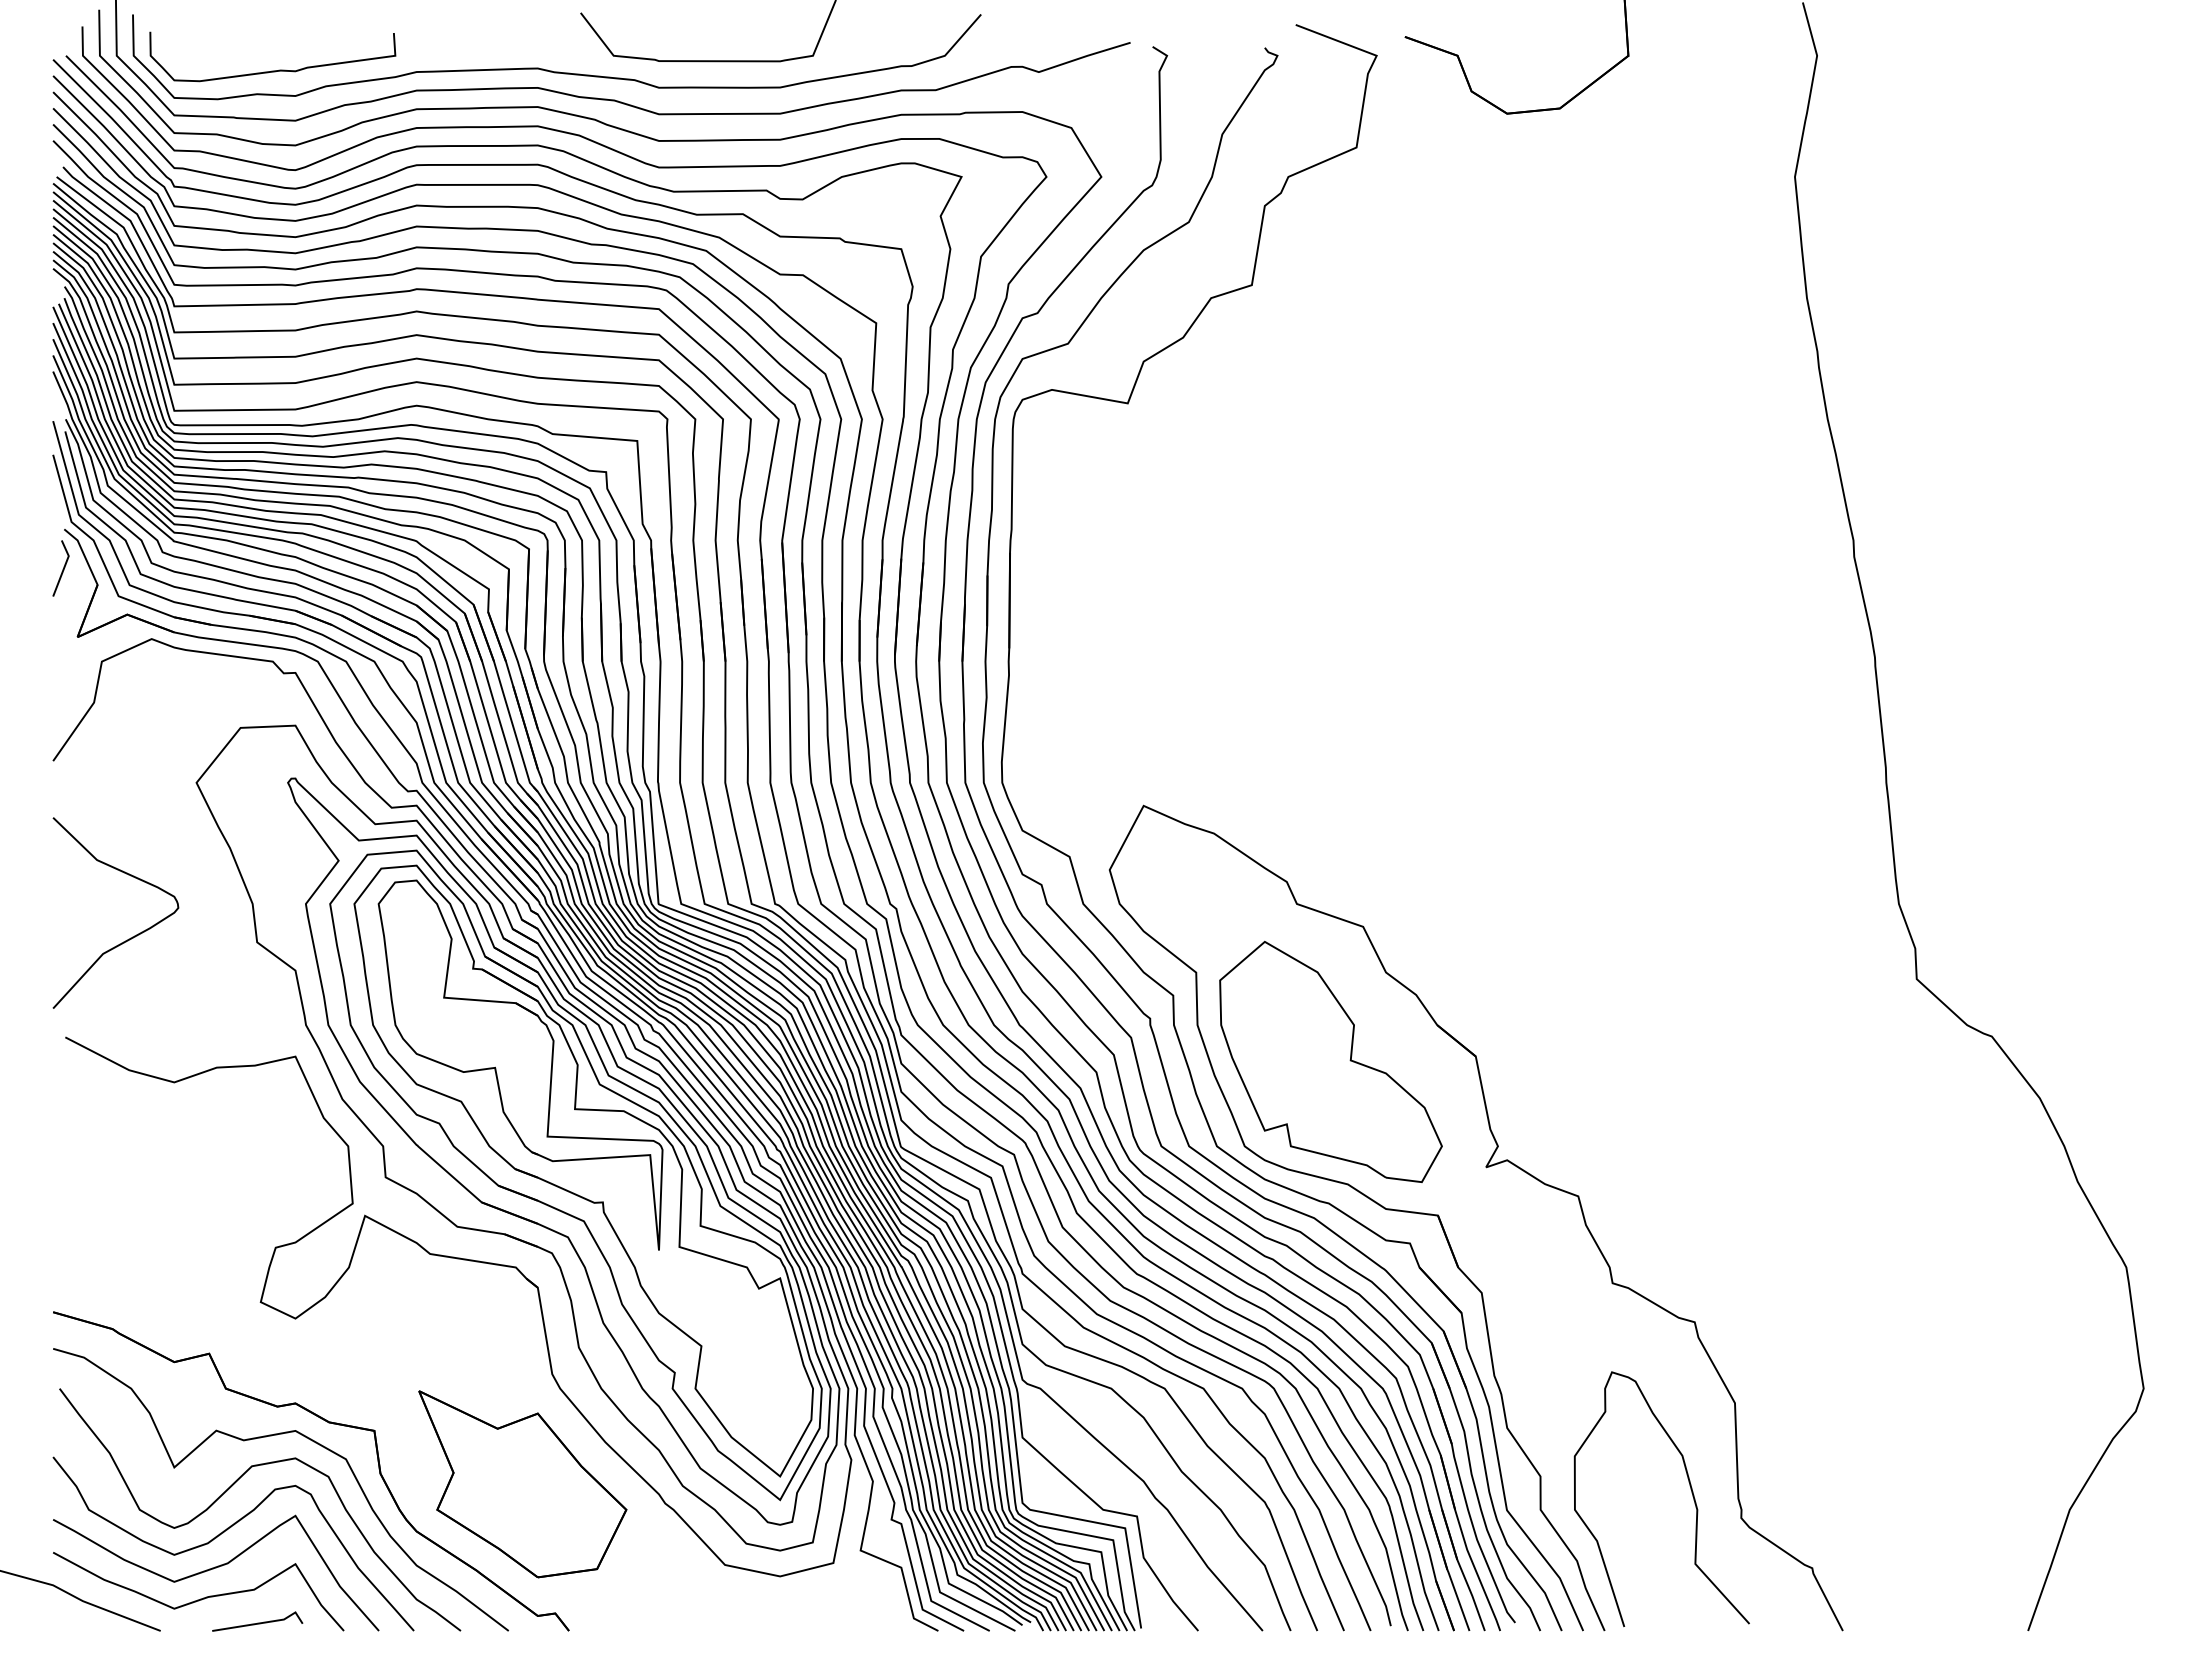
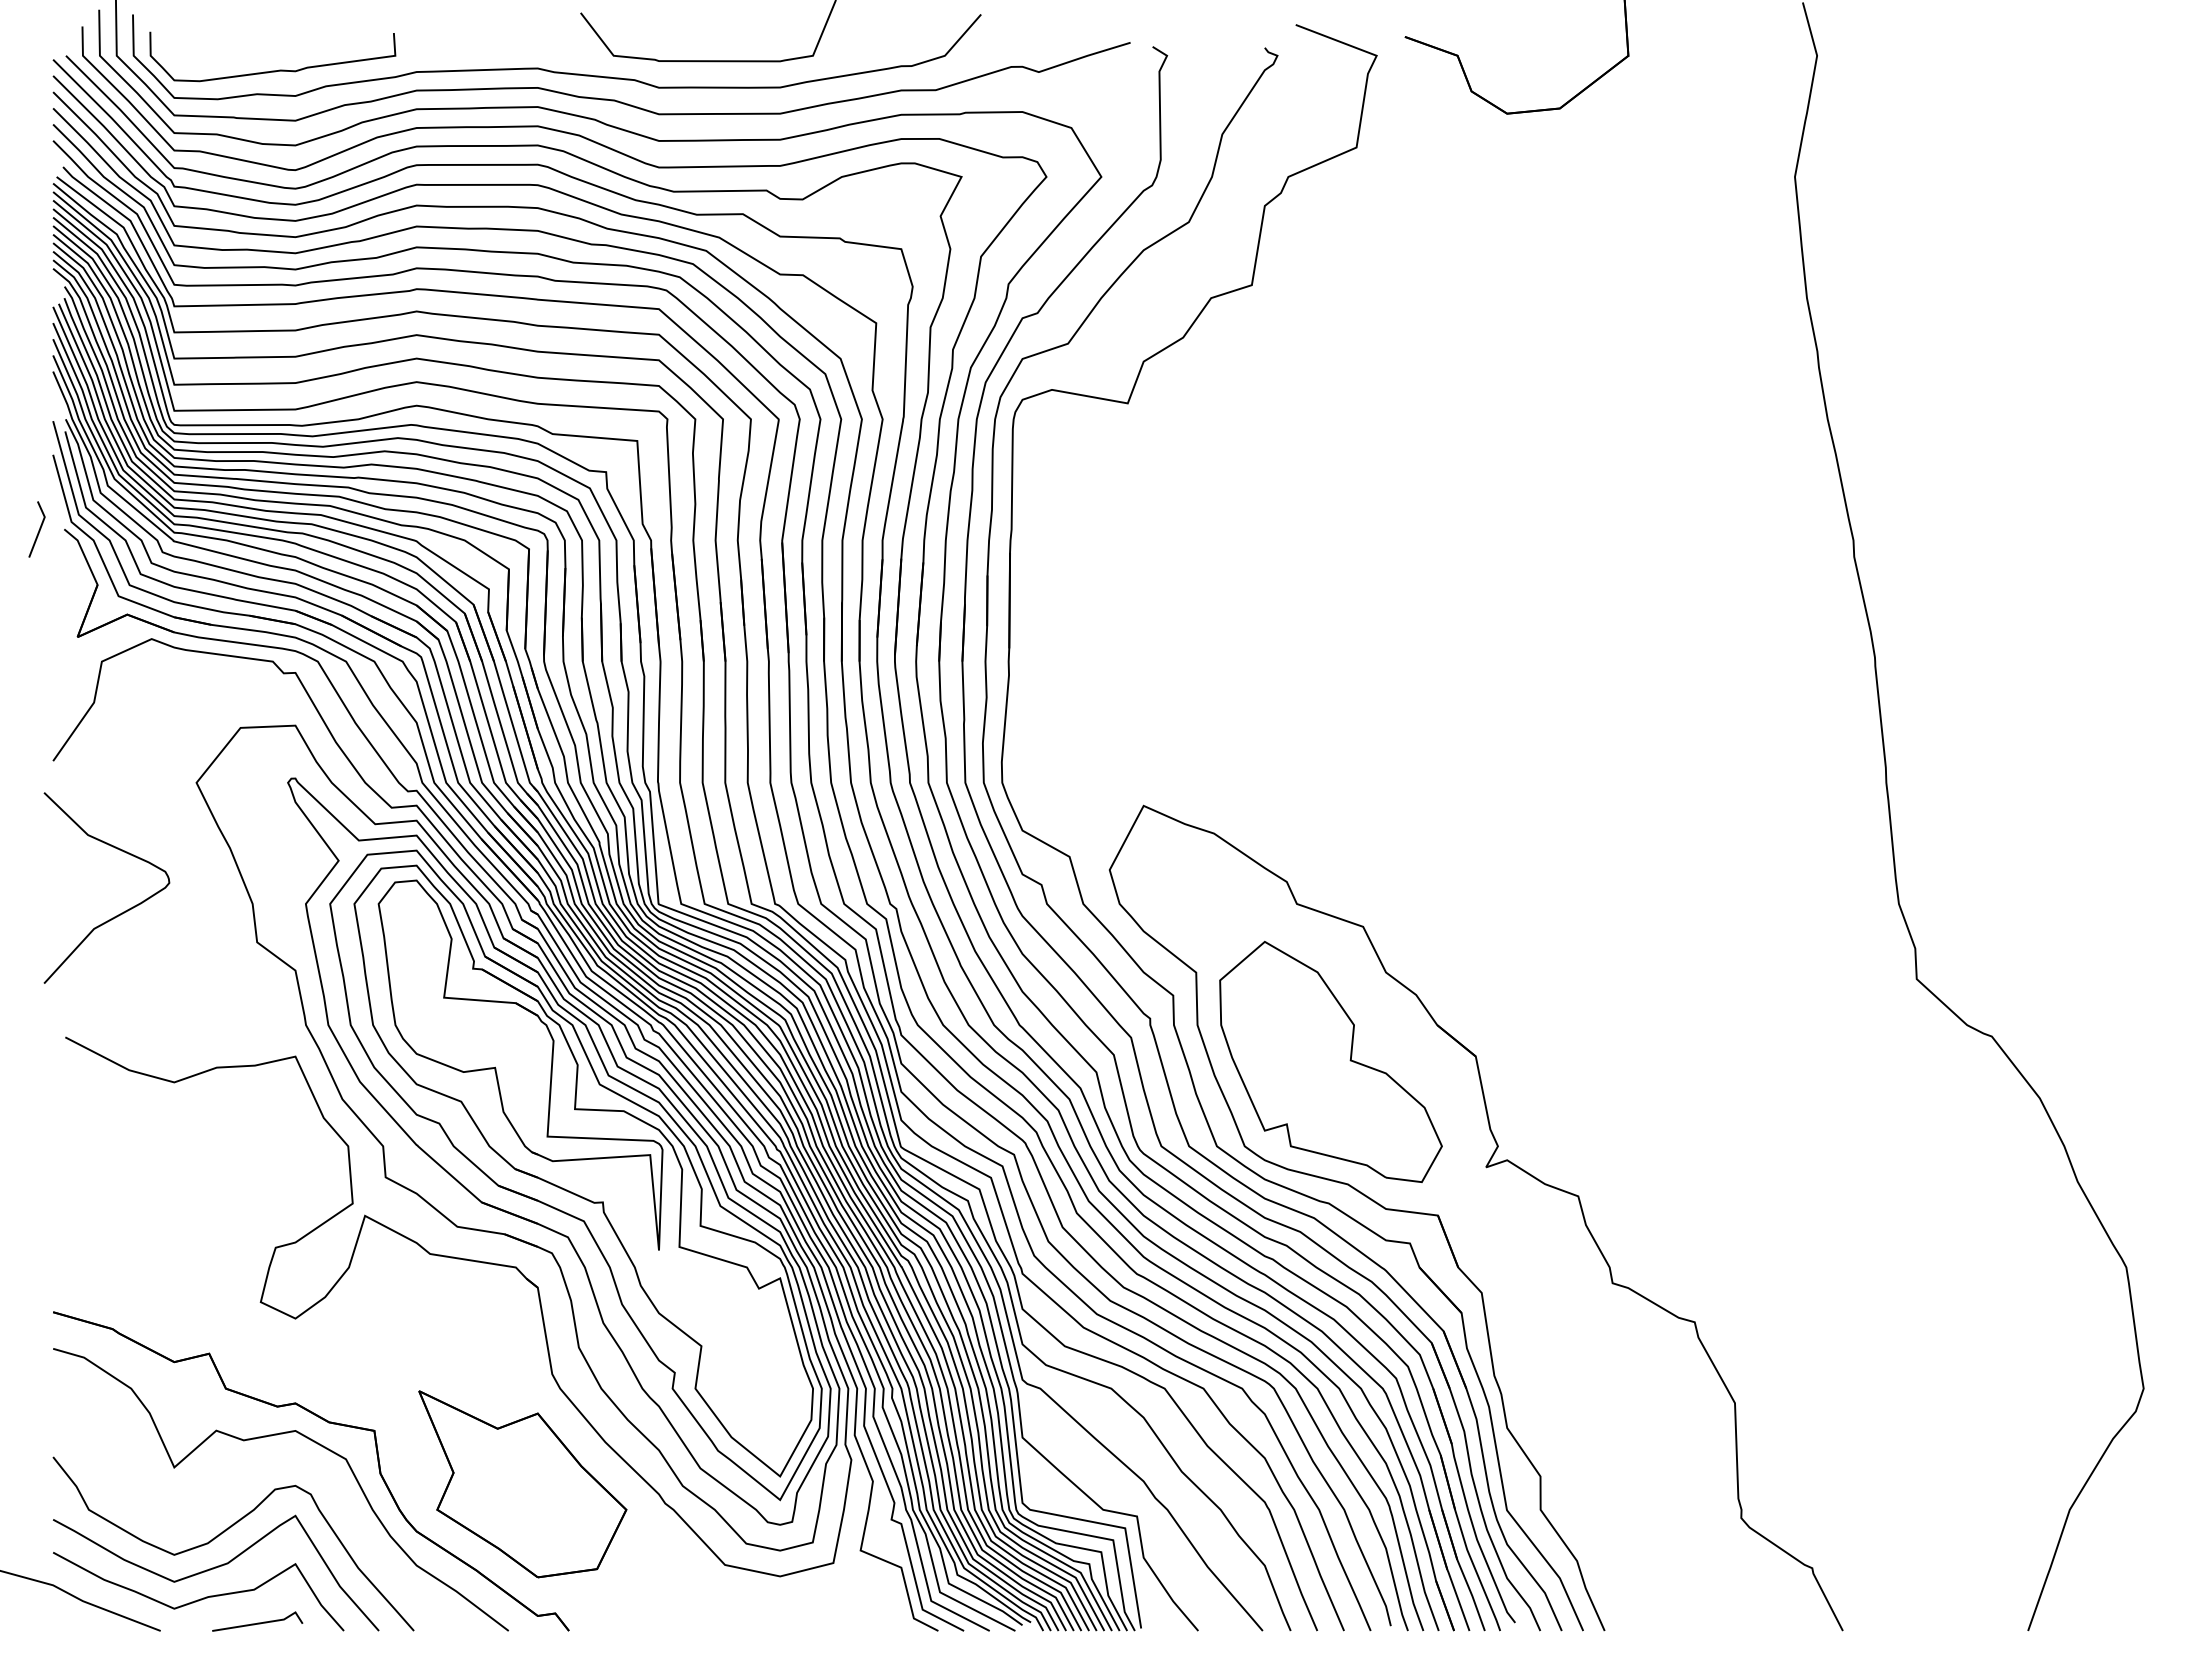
line position: (62, 569) -> (38, 530) (38, 530)
curve position: (130, 937) -> (121, 912) (121, 912)
curve: present -> none (235, 1483)
curve: present -> none (1691, 1493)
